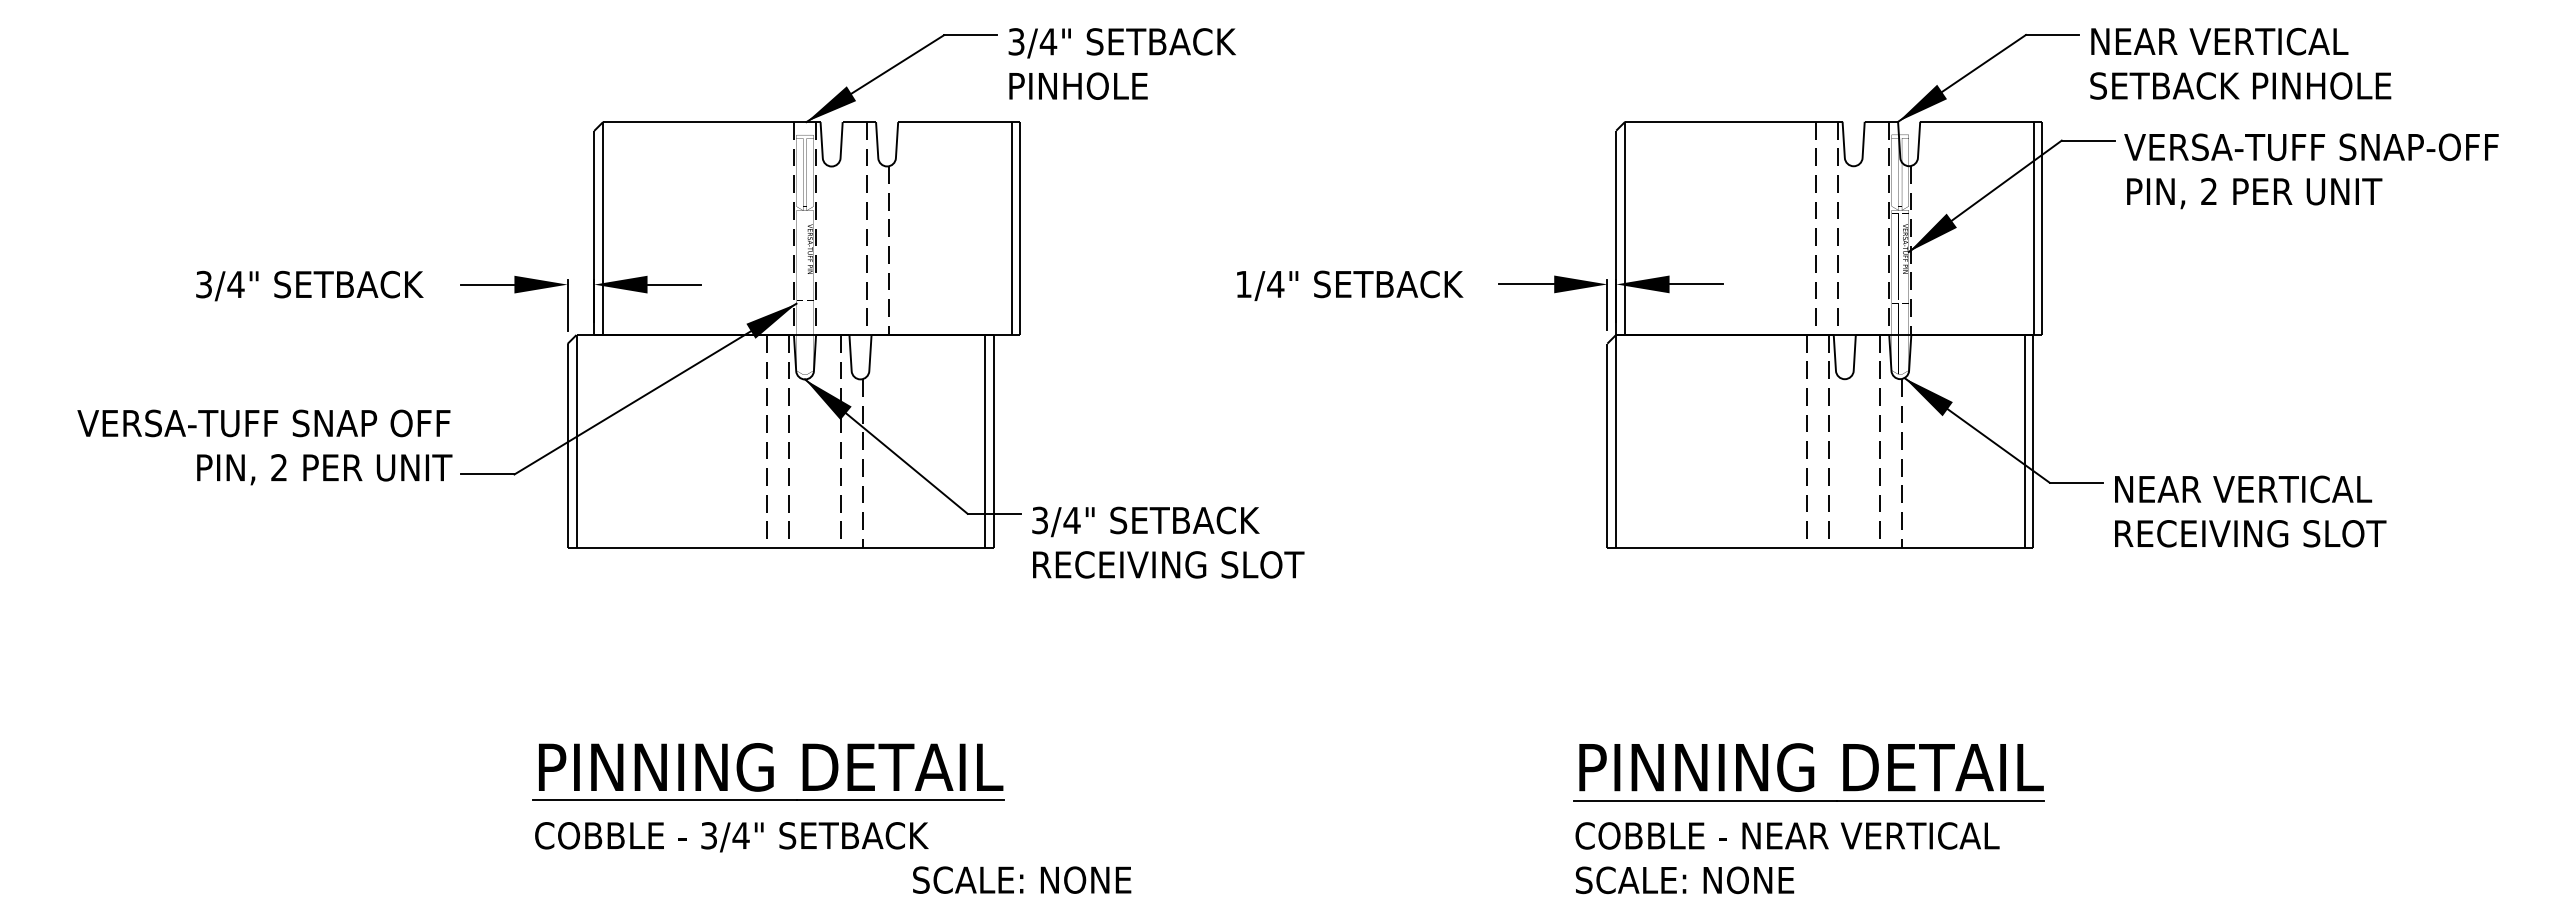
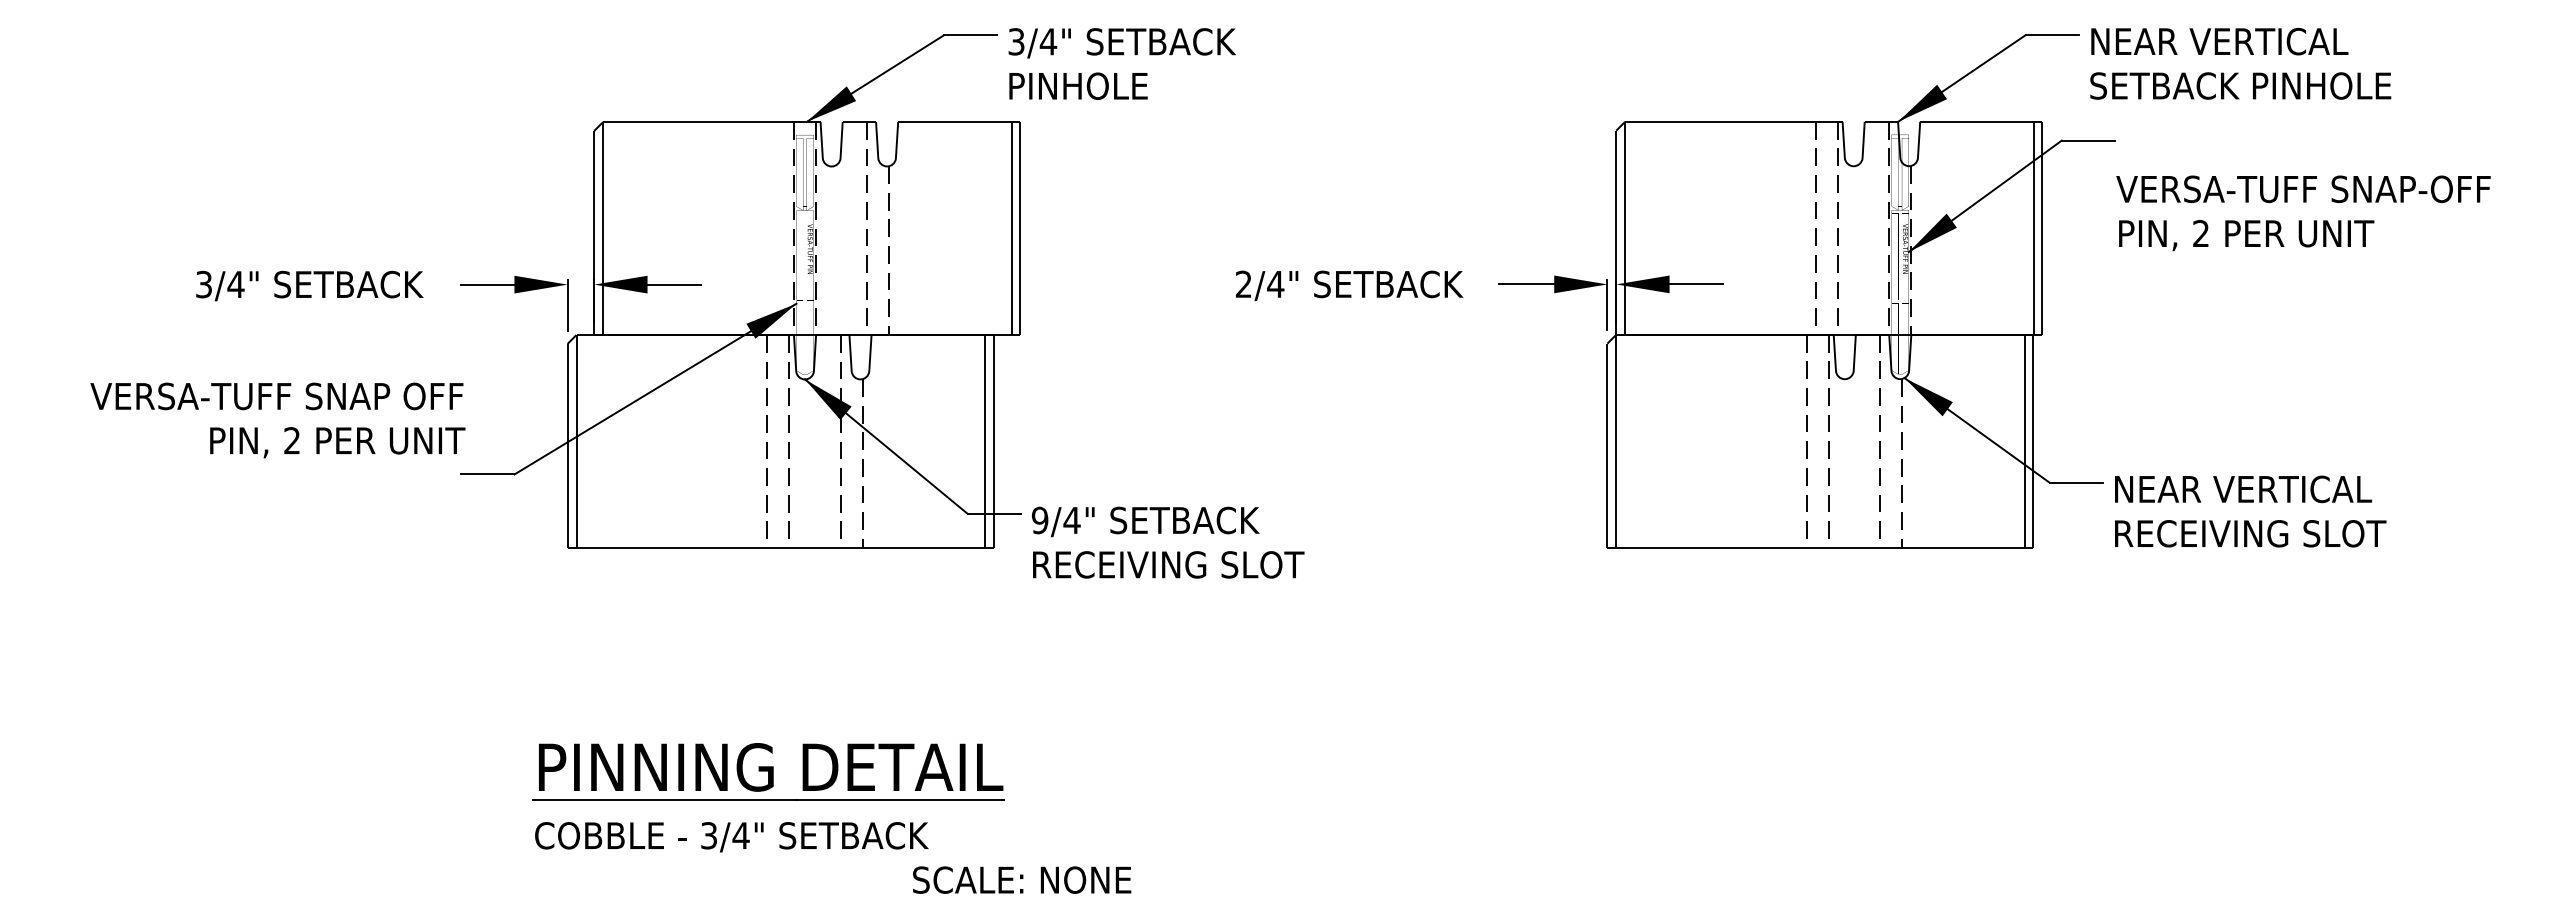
text position: (2311, 171) -> (2303, 213) (2303, 213)
text: 1/4" -> 2/4" (1243, 283)
text position: (264, 447) -> (277, 420) (277, 420)
text: 3/4" -> 9/4" (1039, 520)
part: present -> none (1808, 818)
